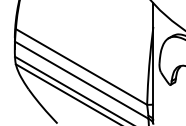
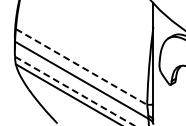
line: solid -> dashed (81, 66)
line: solid -> dashed (75, 91)
